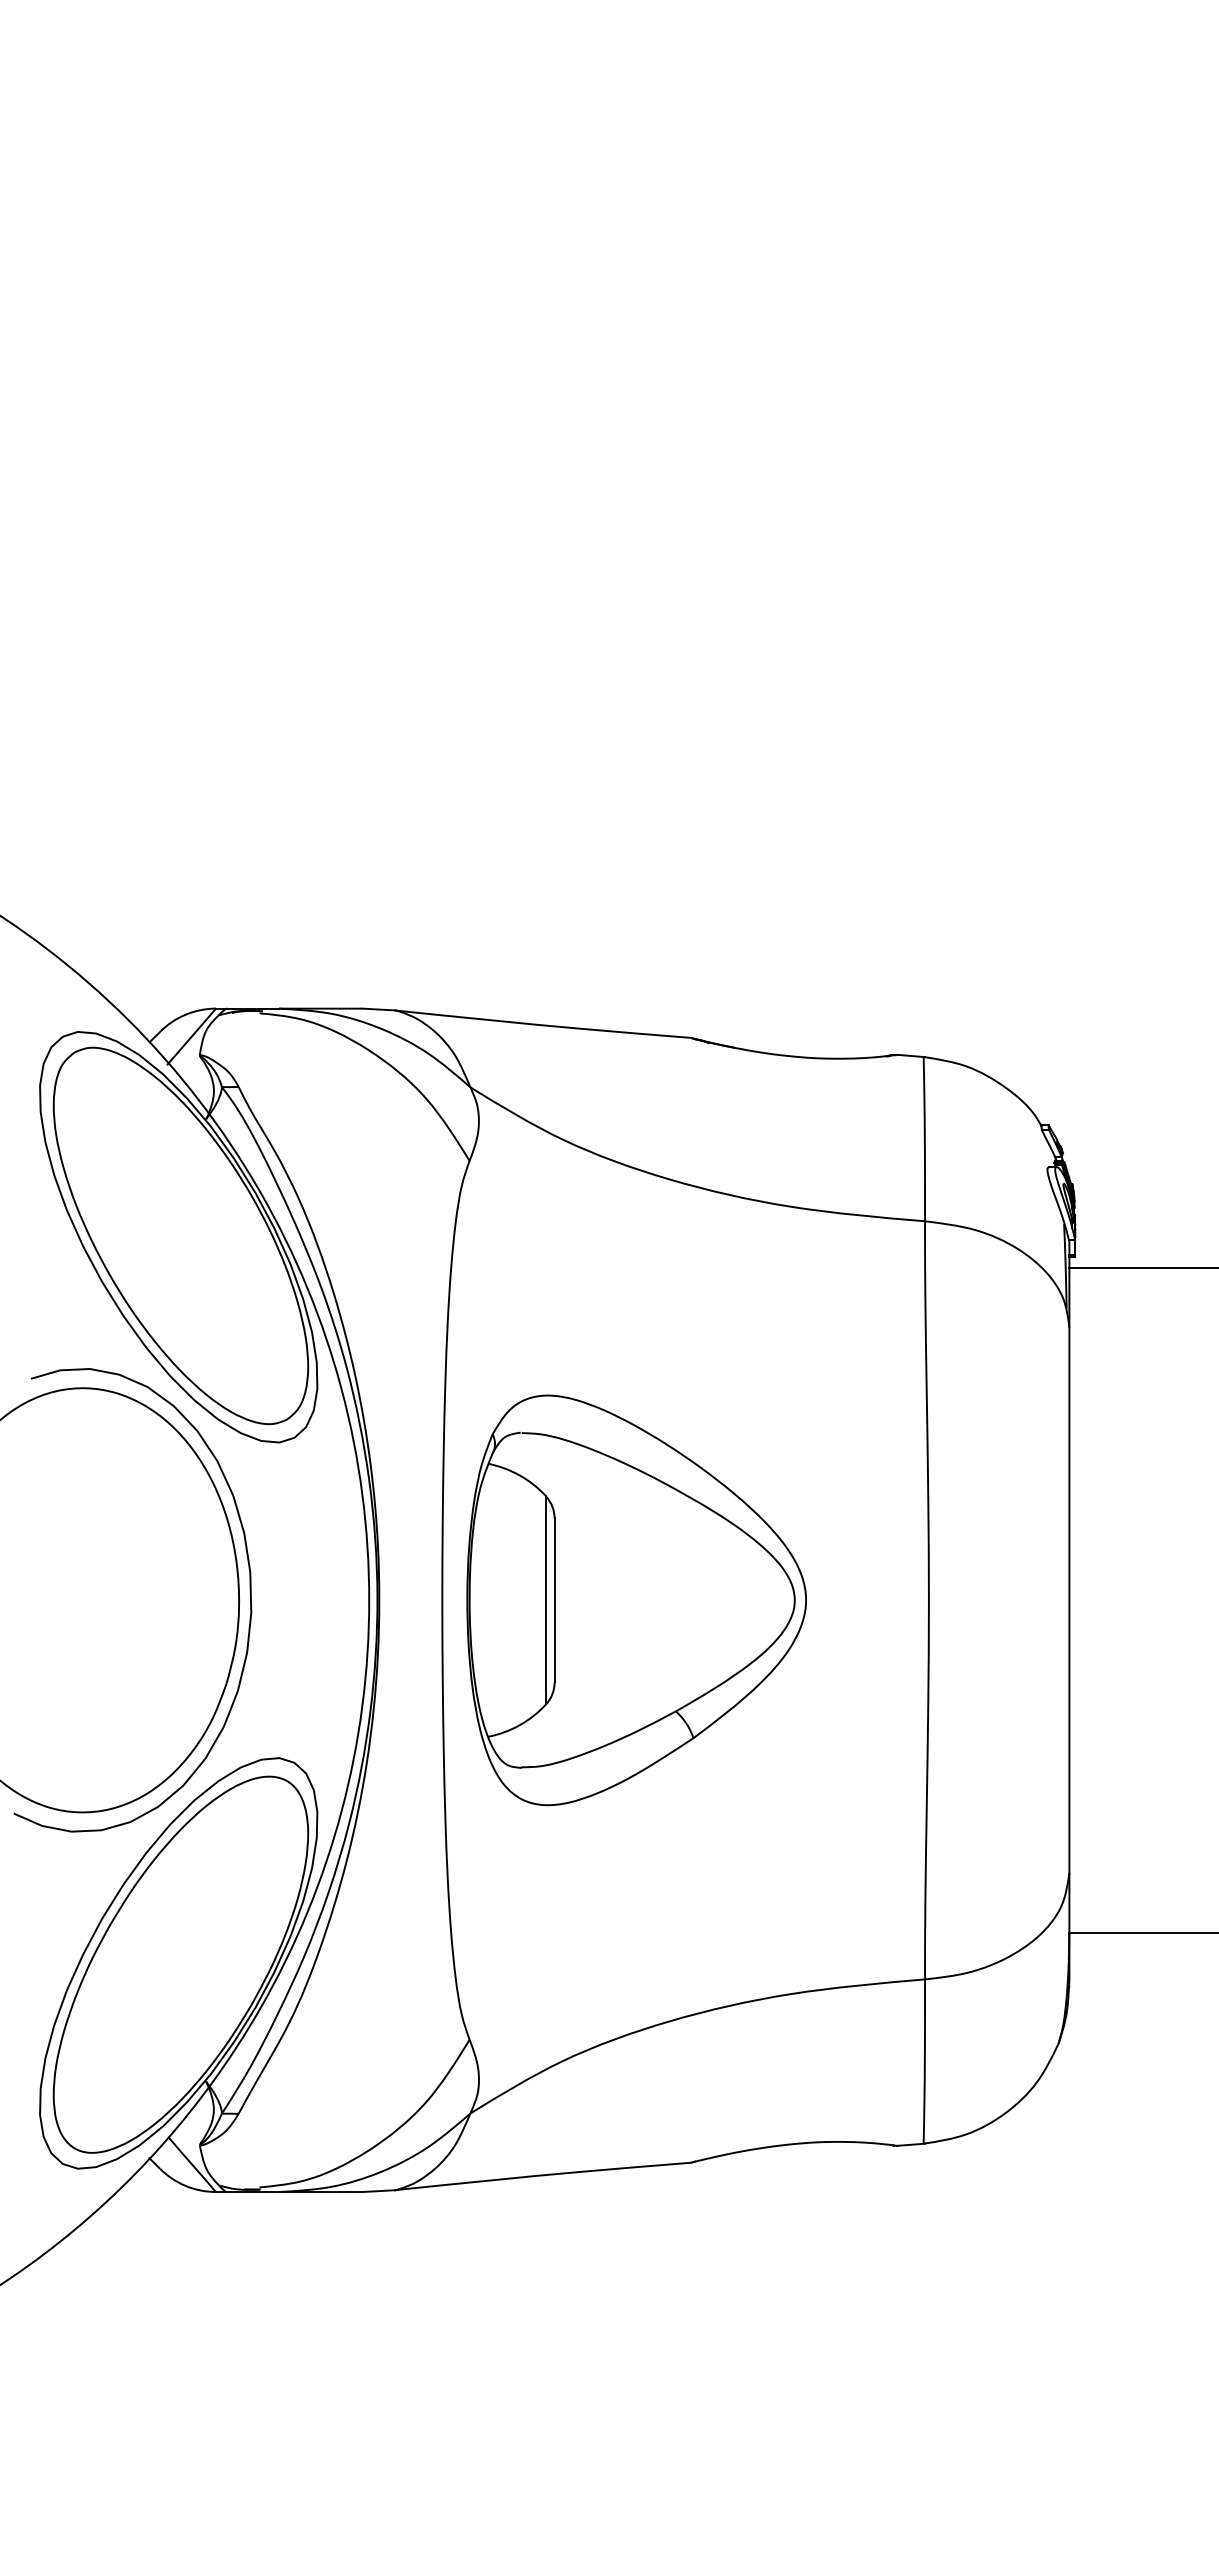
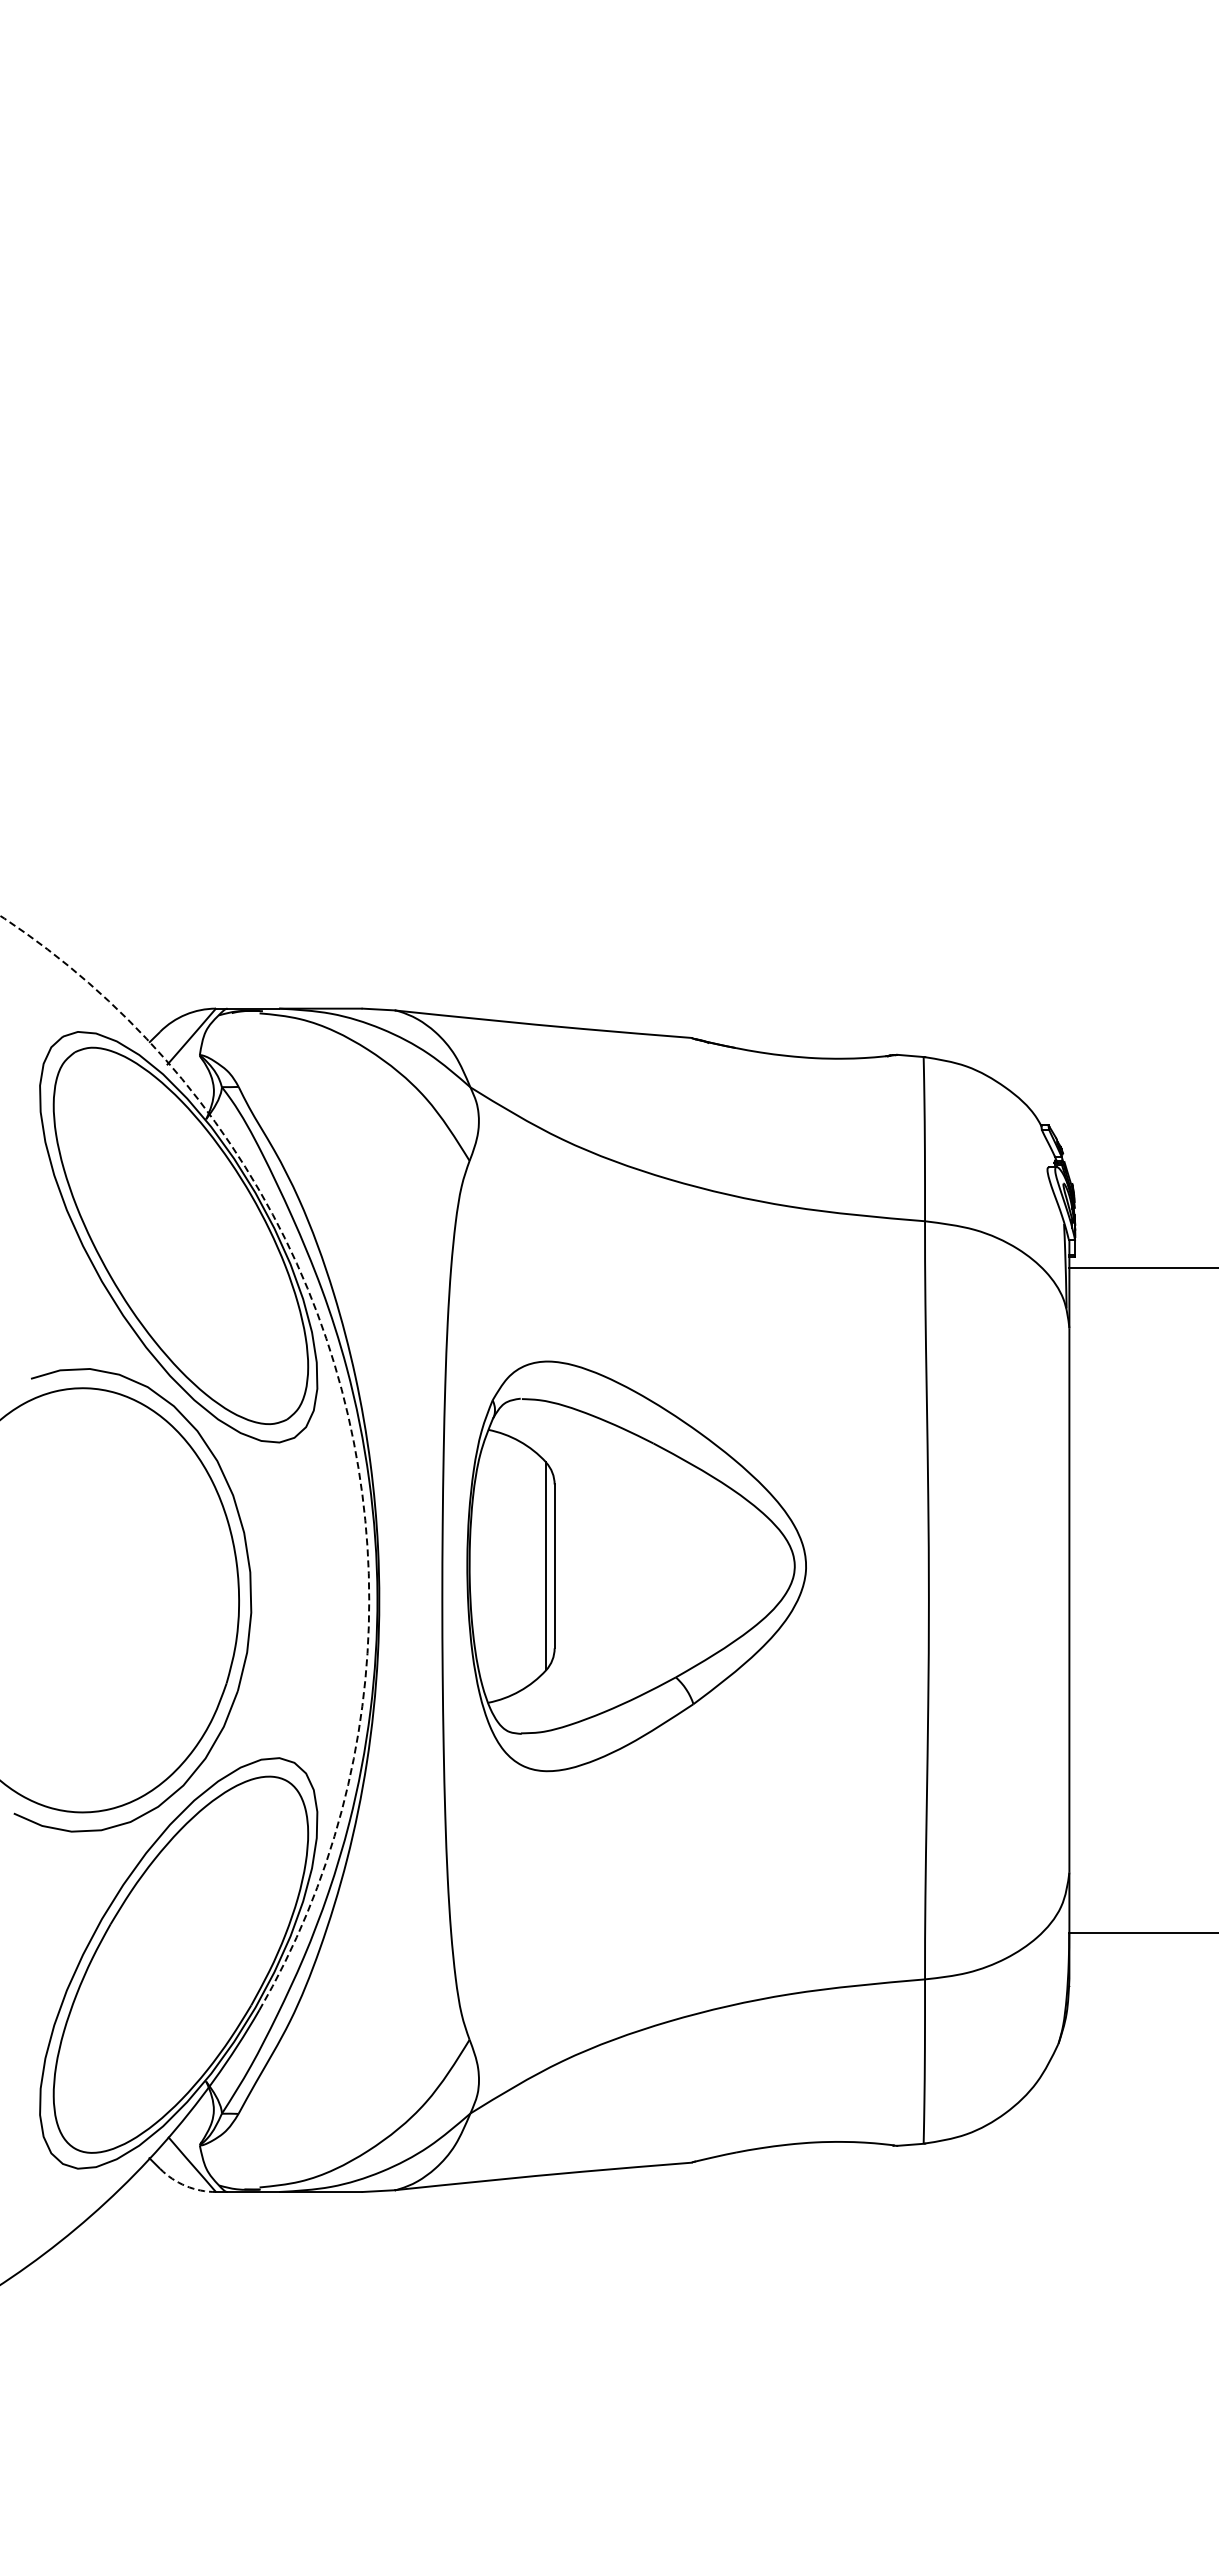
arc: solid -> dashed (347, 1411)
part position: (636, 1600) -> (636, 1566) (636, 1566)
arc: solid -> dashed (185, 2186)
